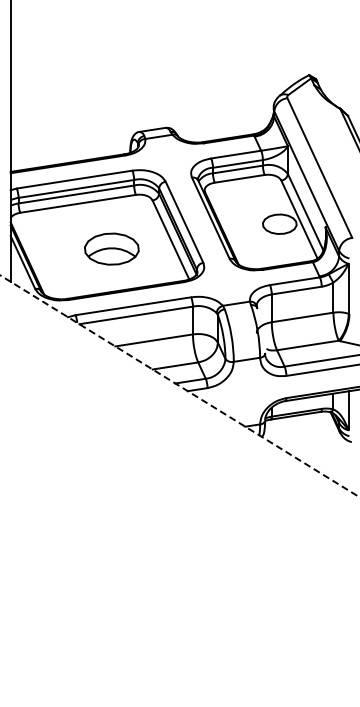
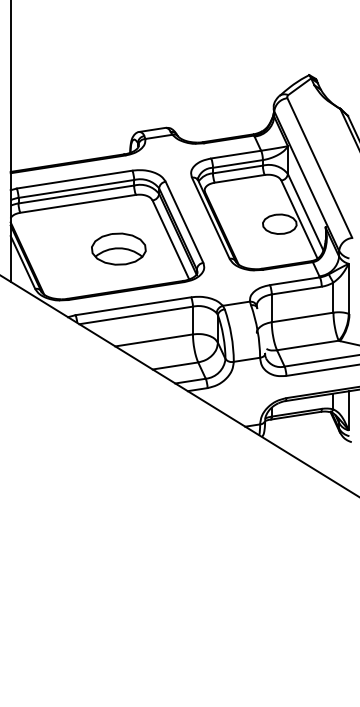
part position: (111, 248) -> (118, 248) (118, 248)
line: dashed -> solid (179, 386)
